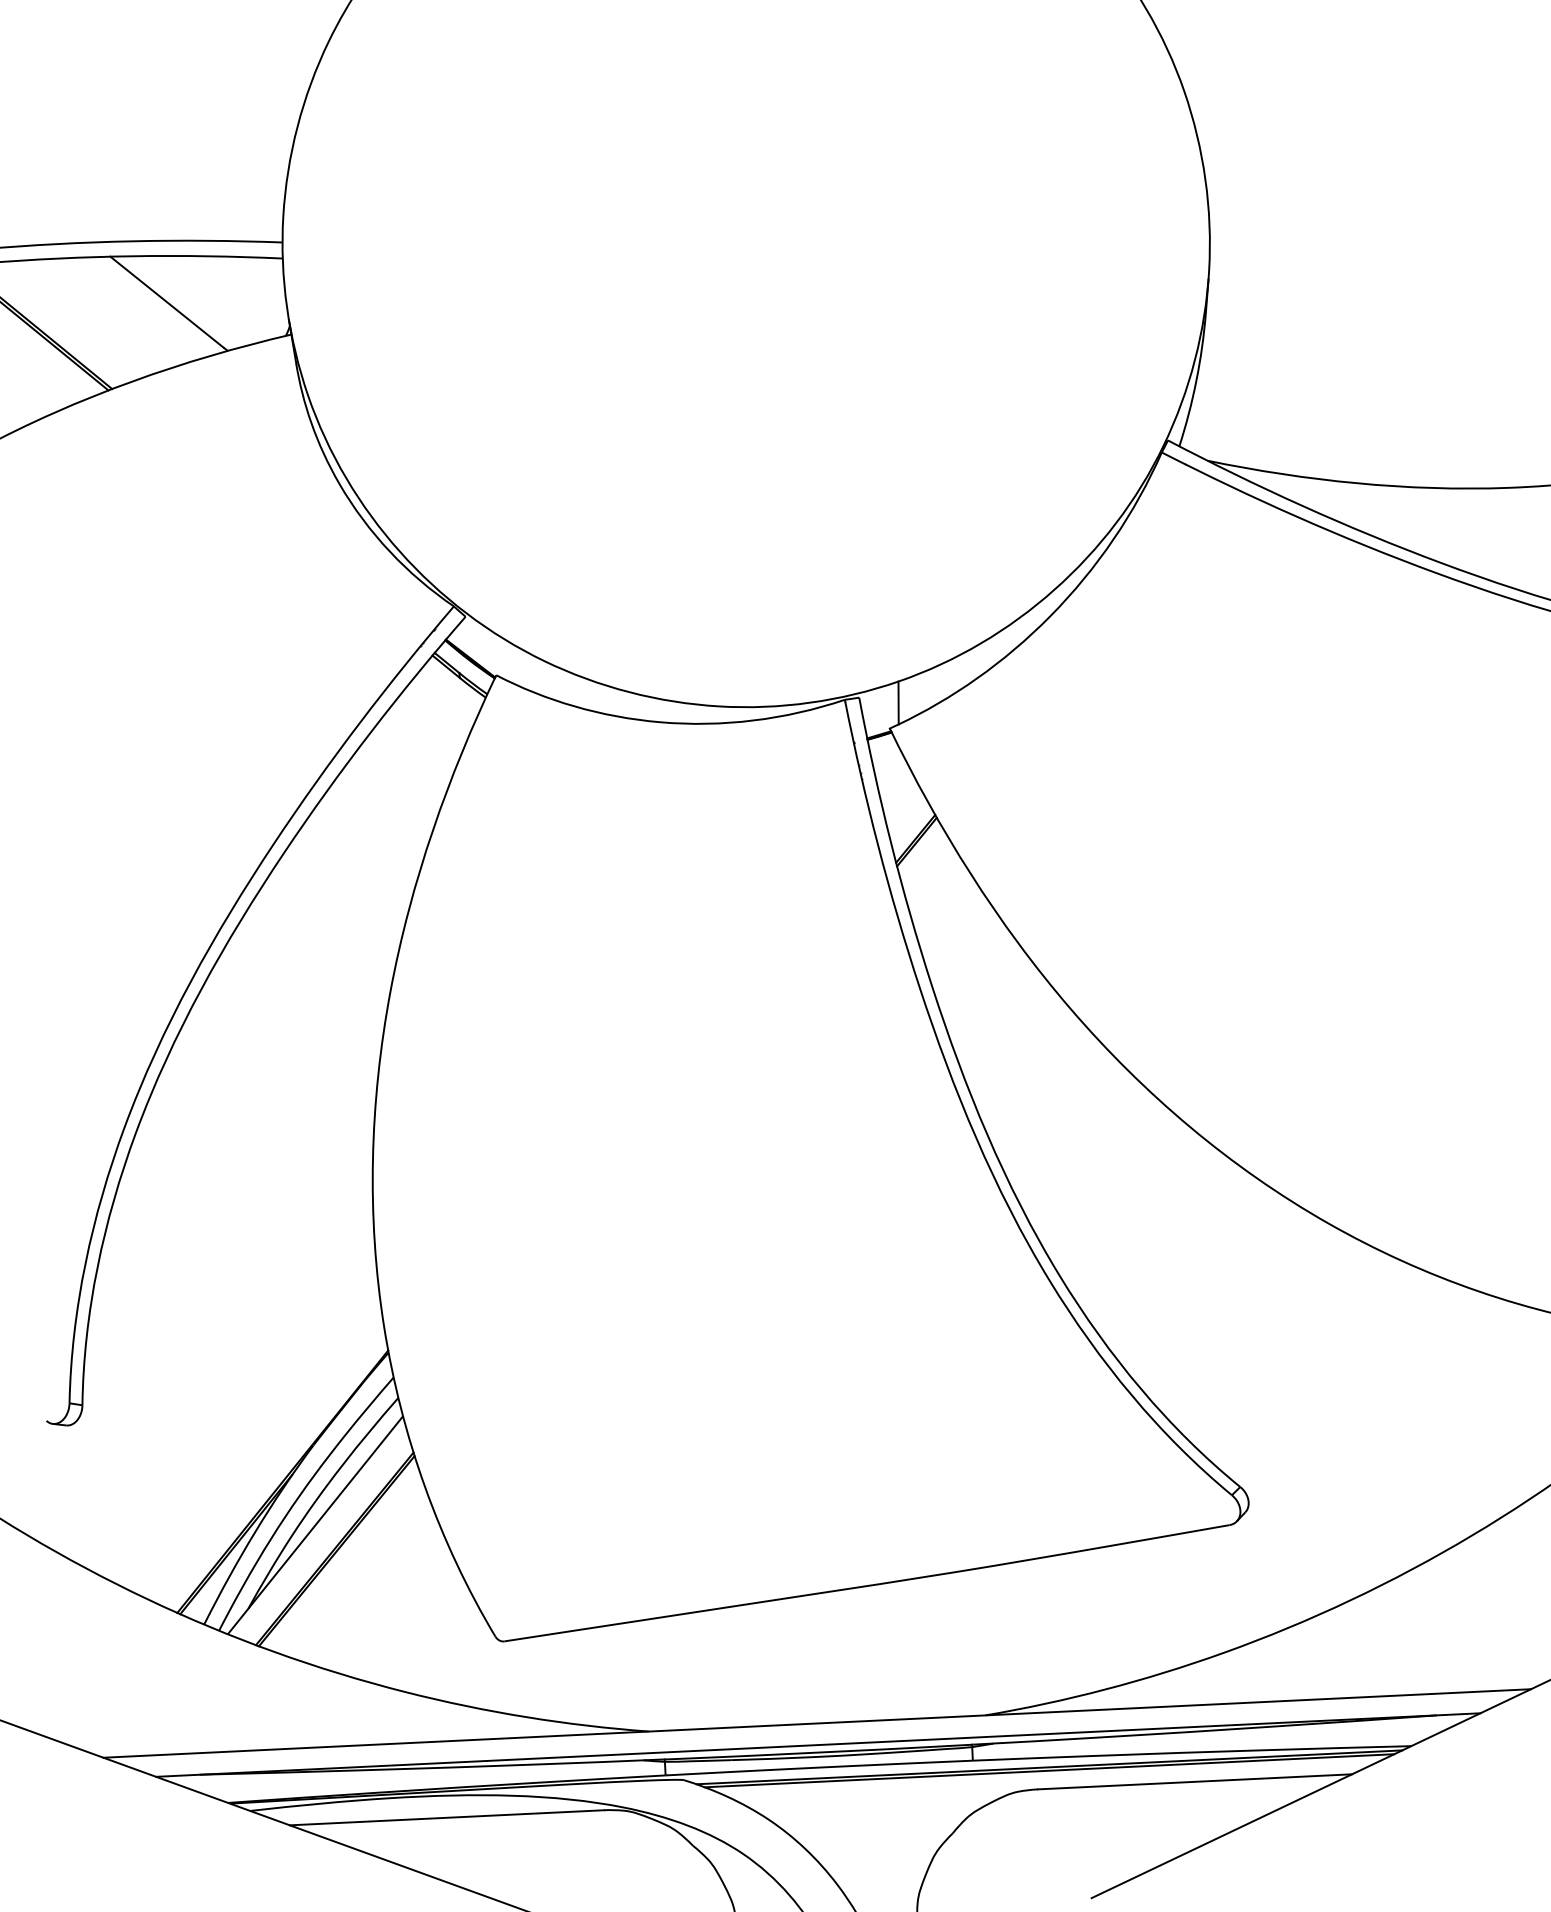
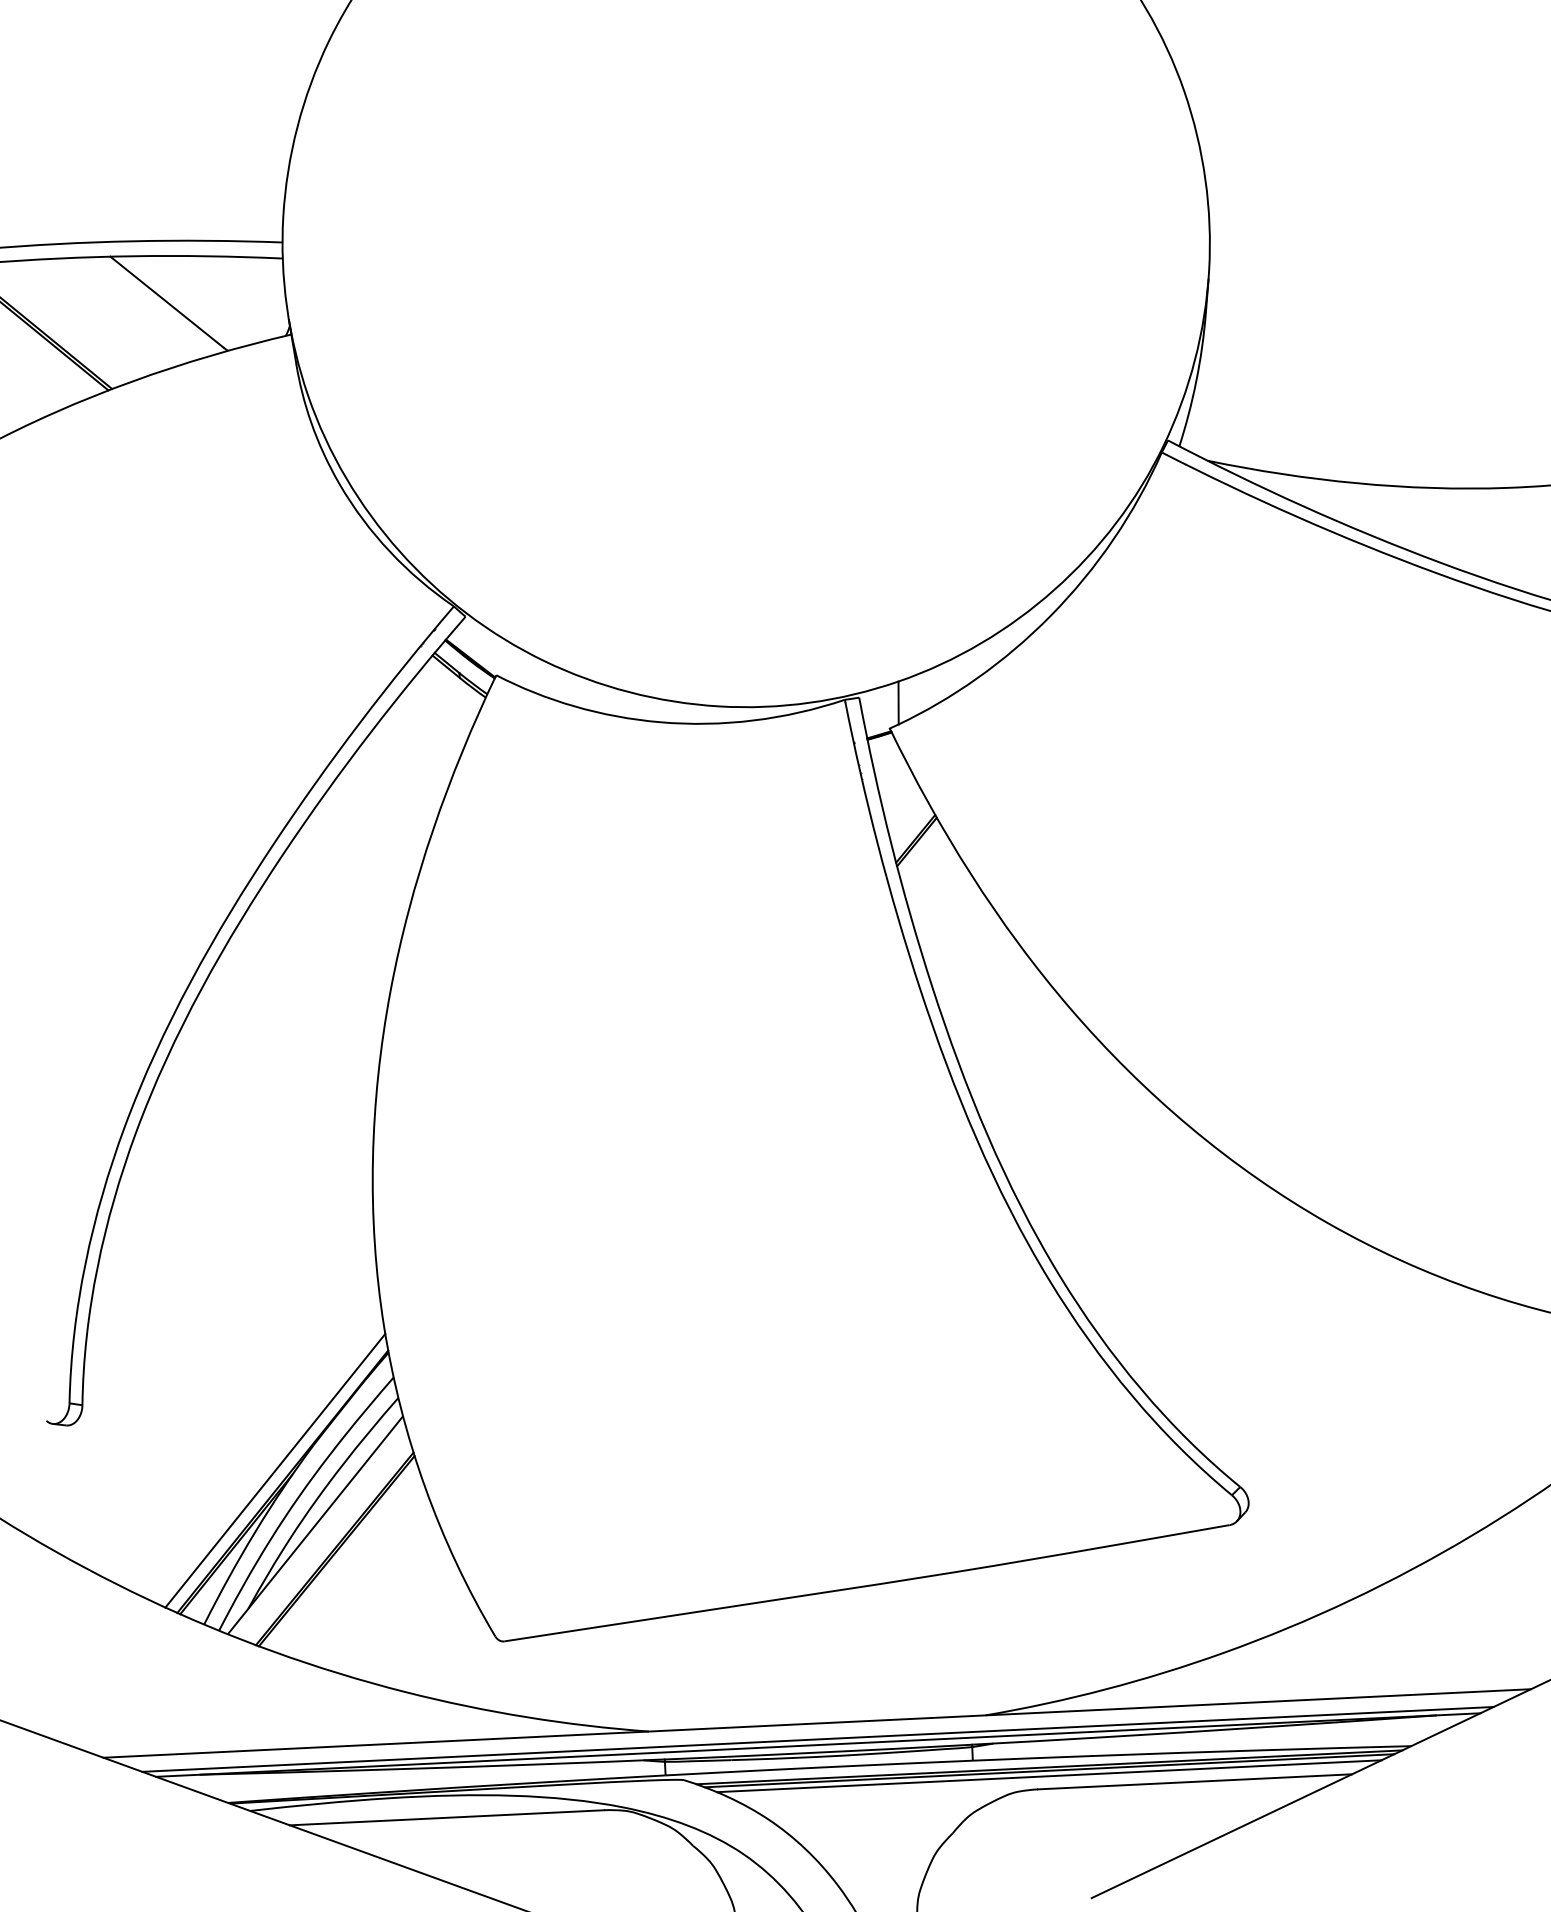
line: none -> present (275, 1470)
line: none -> present (817, 1738)
line: none -> present (1049, 1776)
